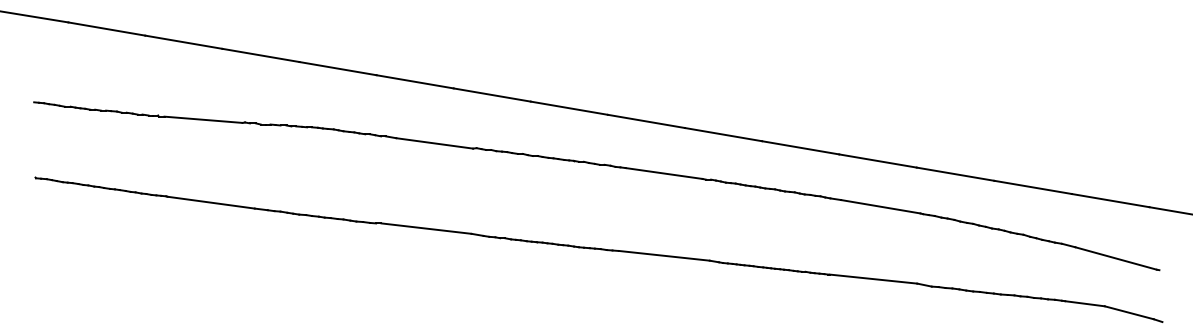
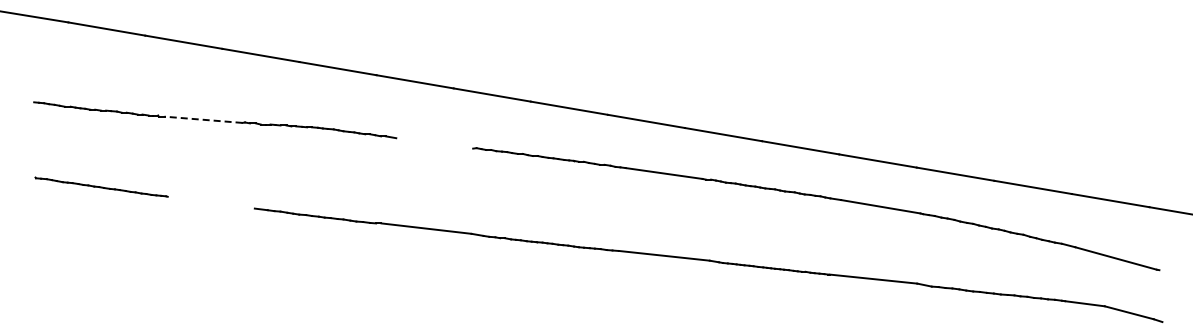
line: solid -> dashed (203, 119)
line: present -> none (434, 143)
line: present -> none (210, 202)
